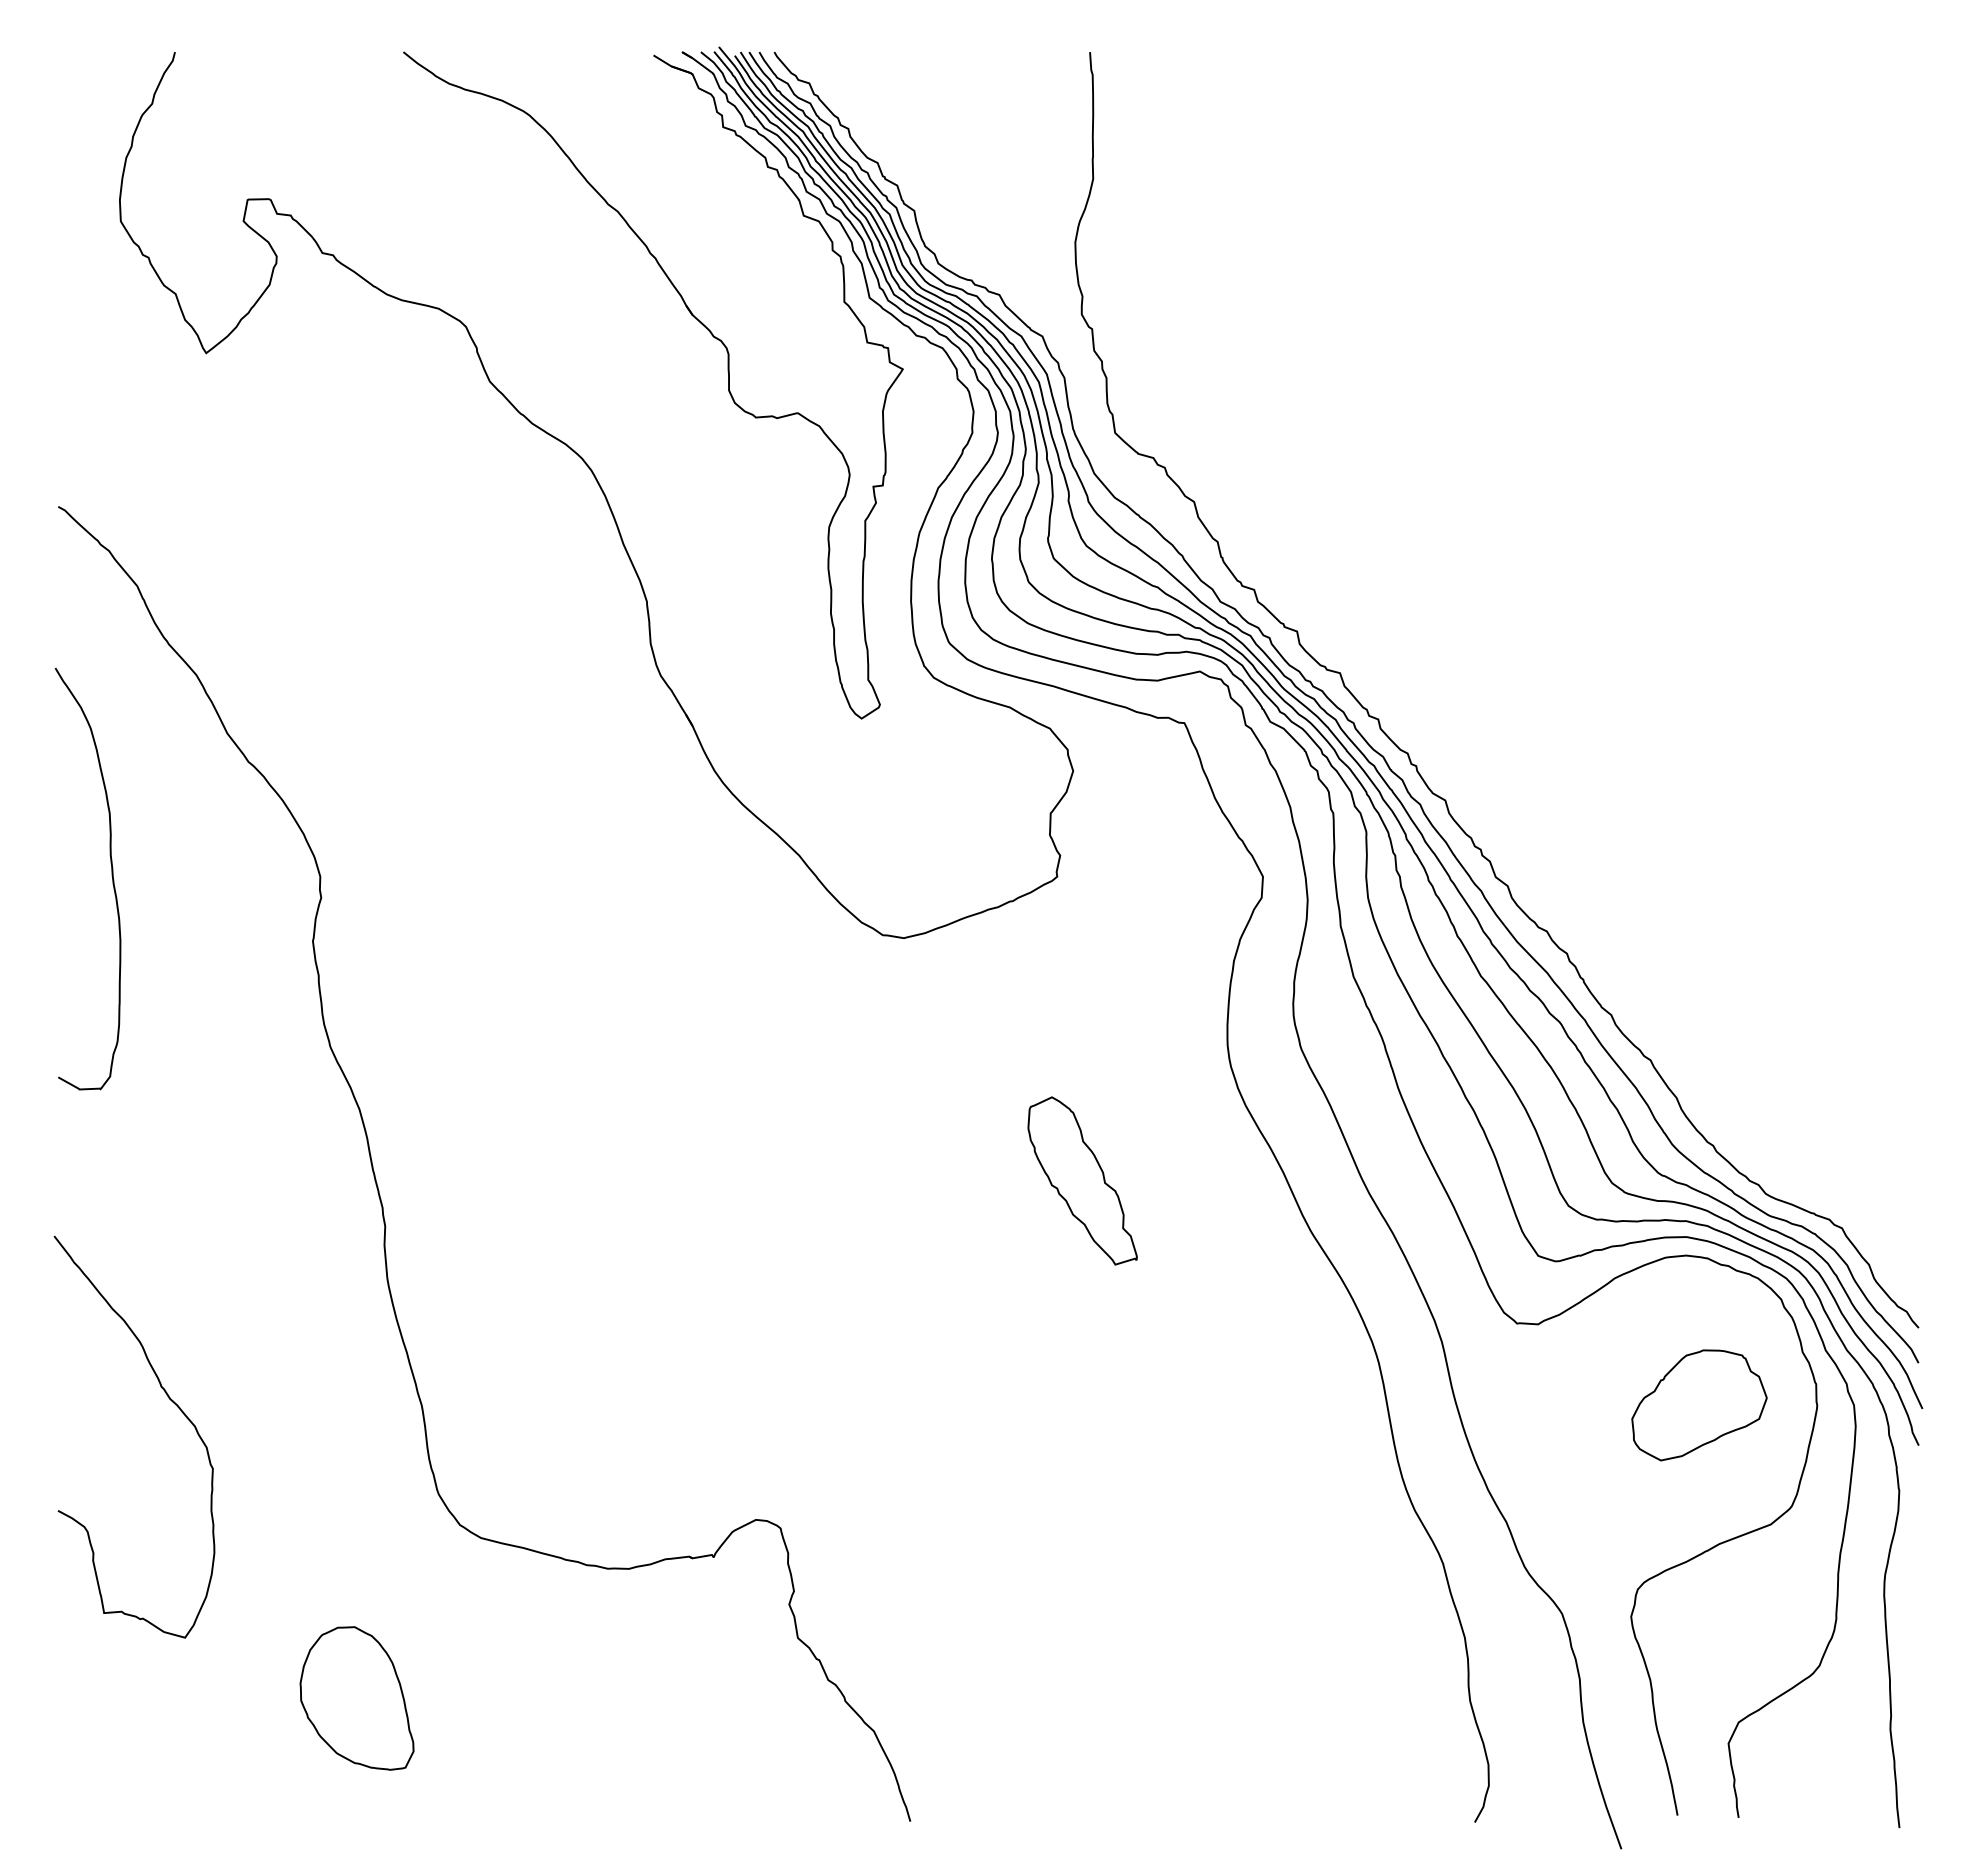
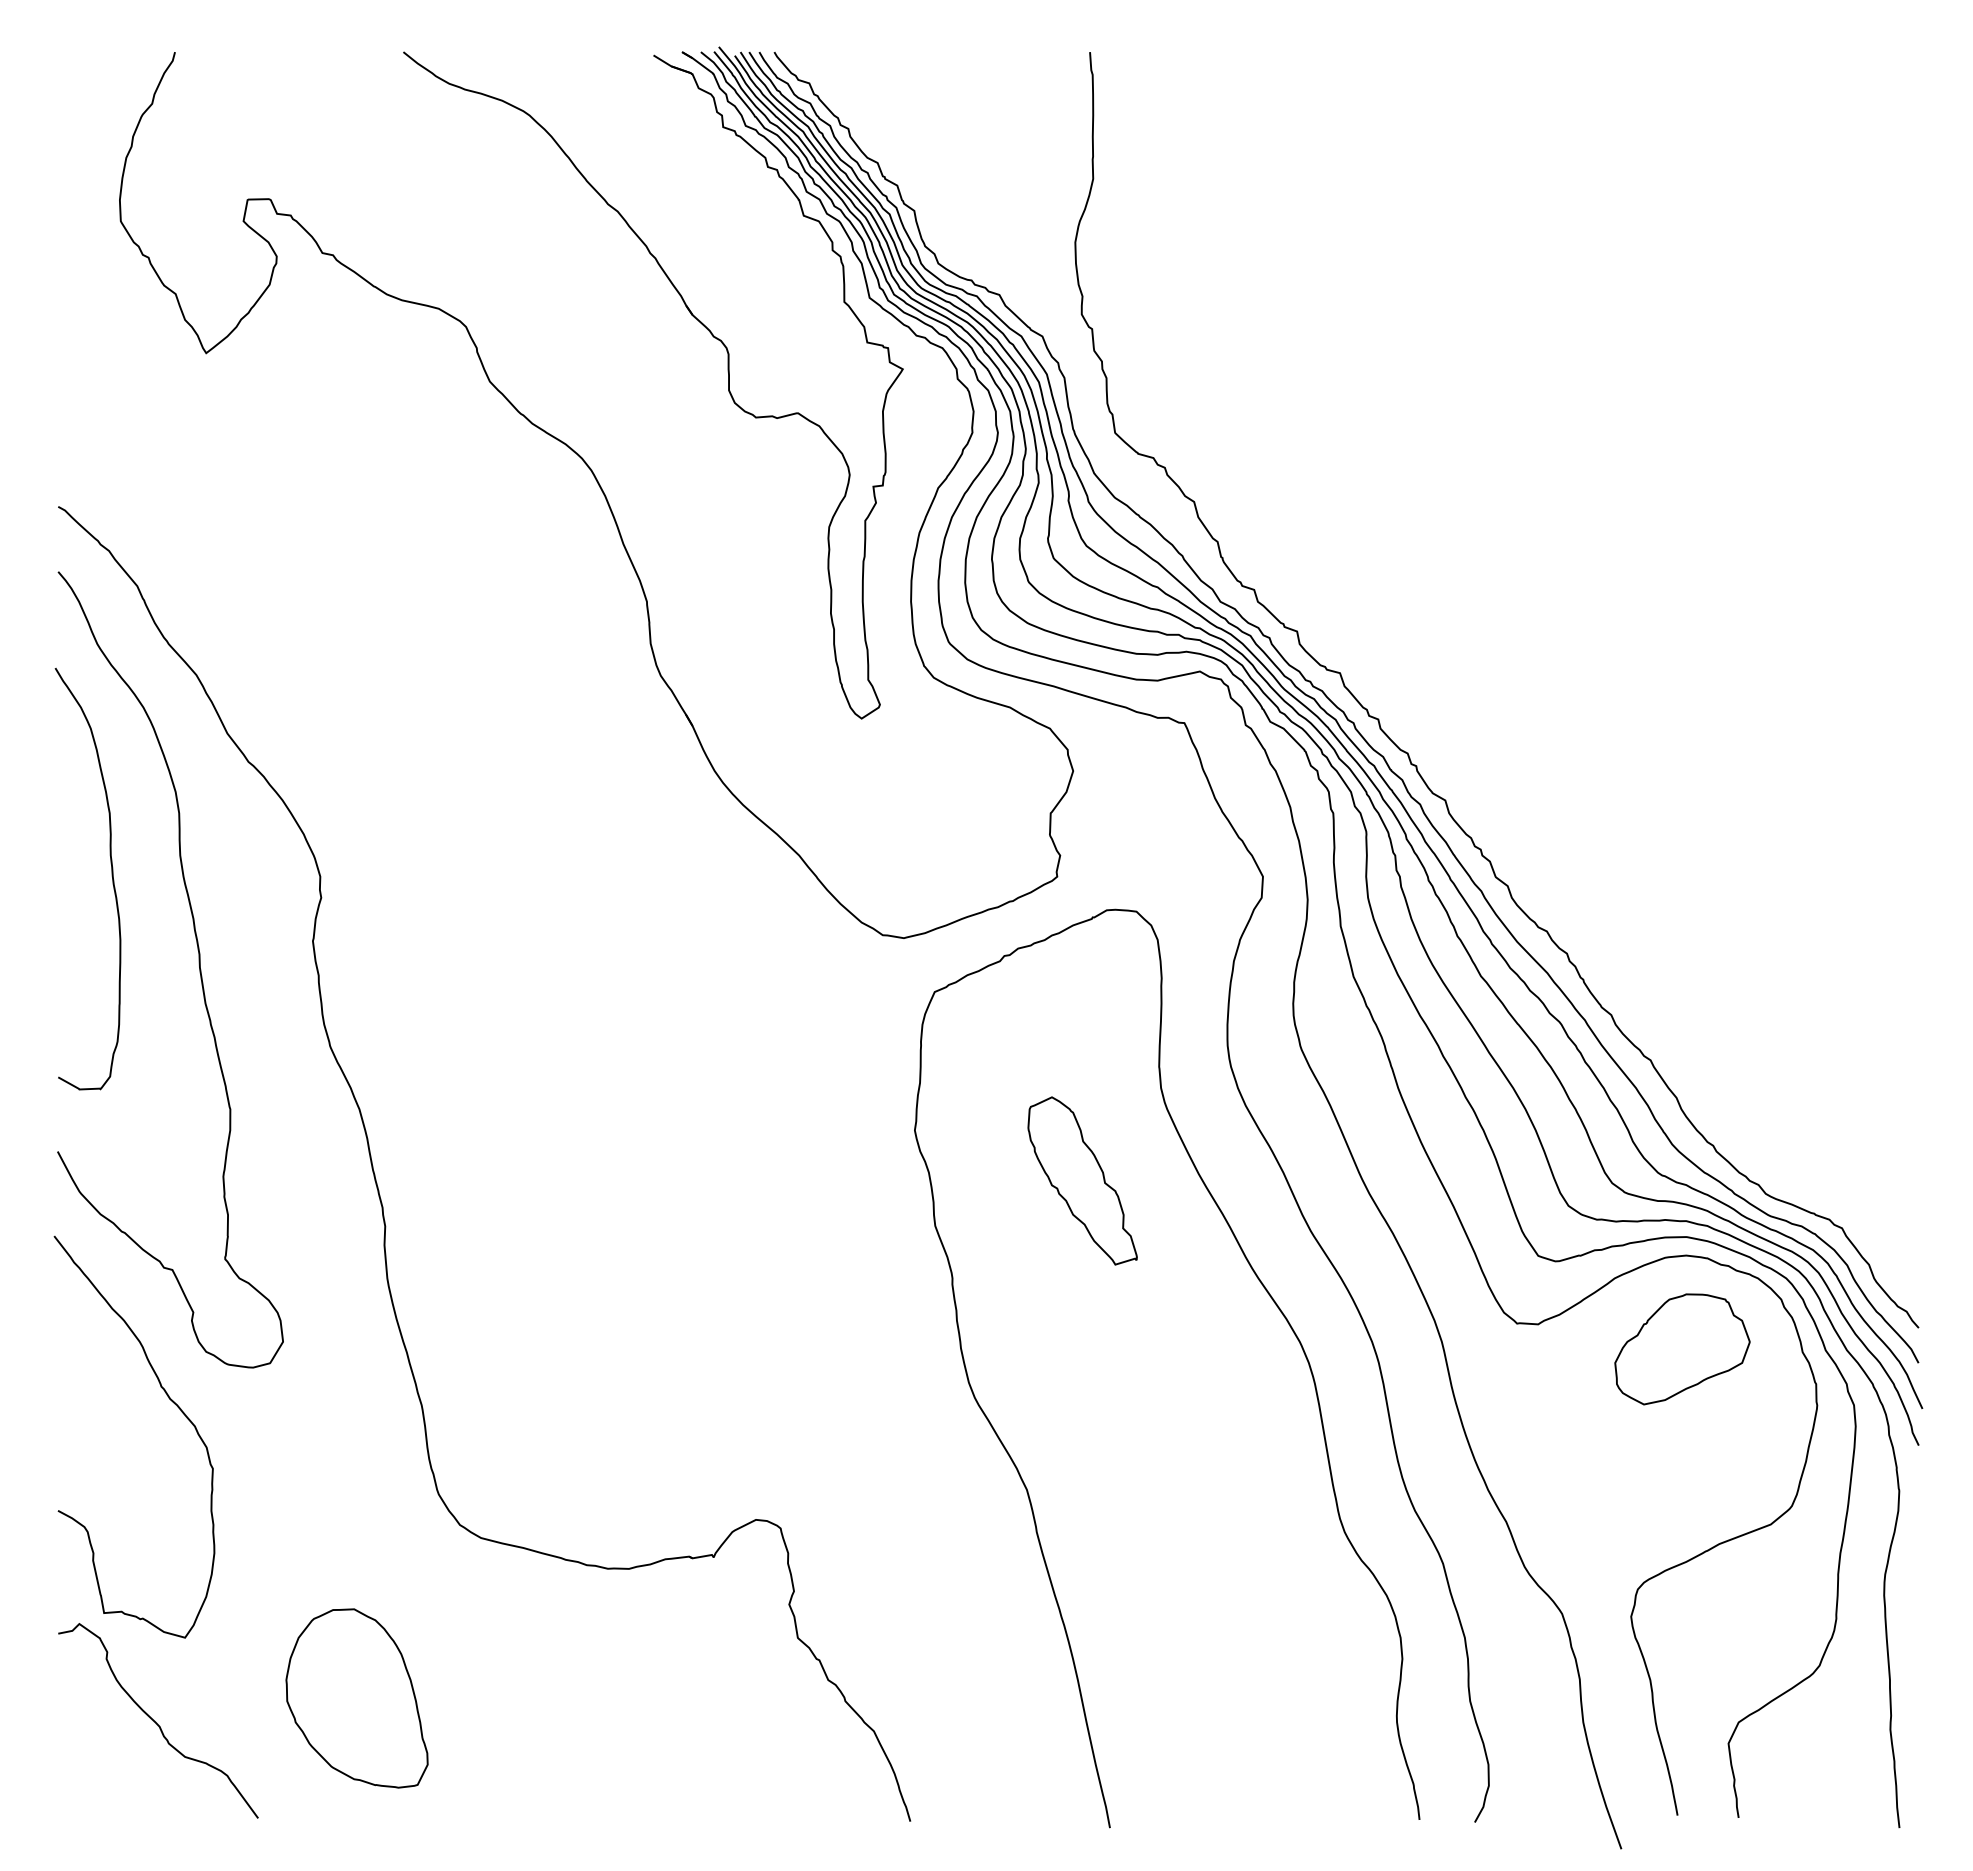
curve: none -> present (198, 964)
curve: none -> present (1271, 1299)
part position: (1699, 1405) -> (1682, 1349) (1682, 1349)
part size: 116x145 px -> 144x181 px (356, 1698)
curve: none -> present (156, 1722)
